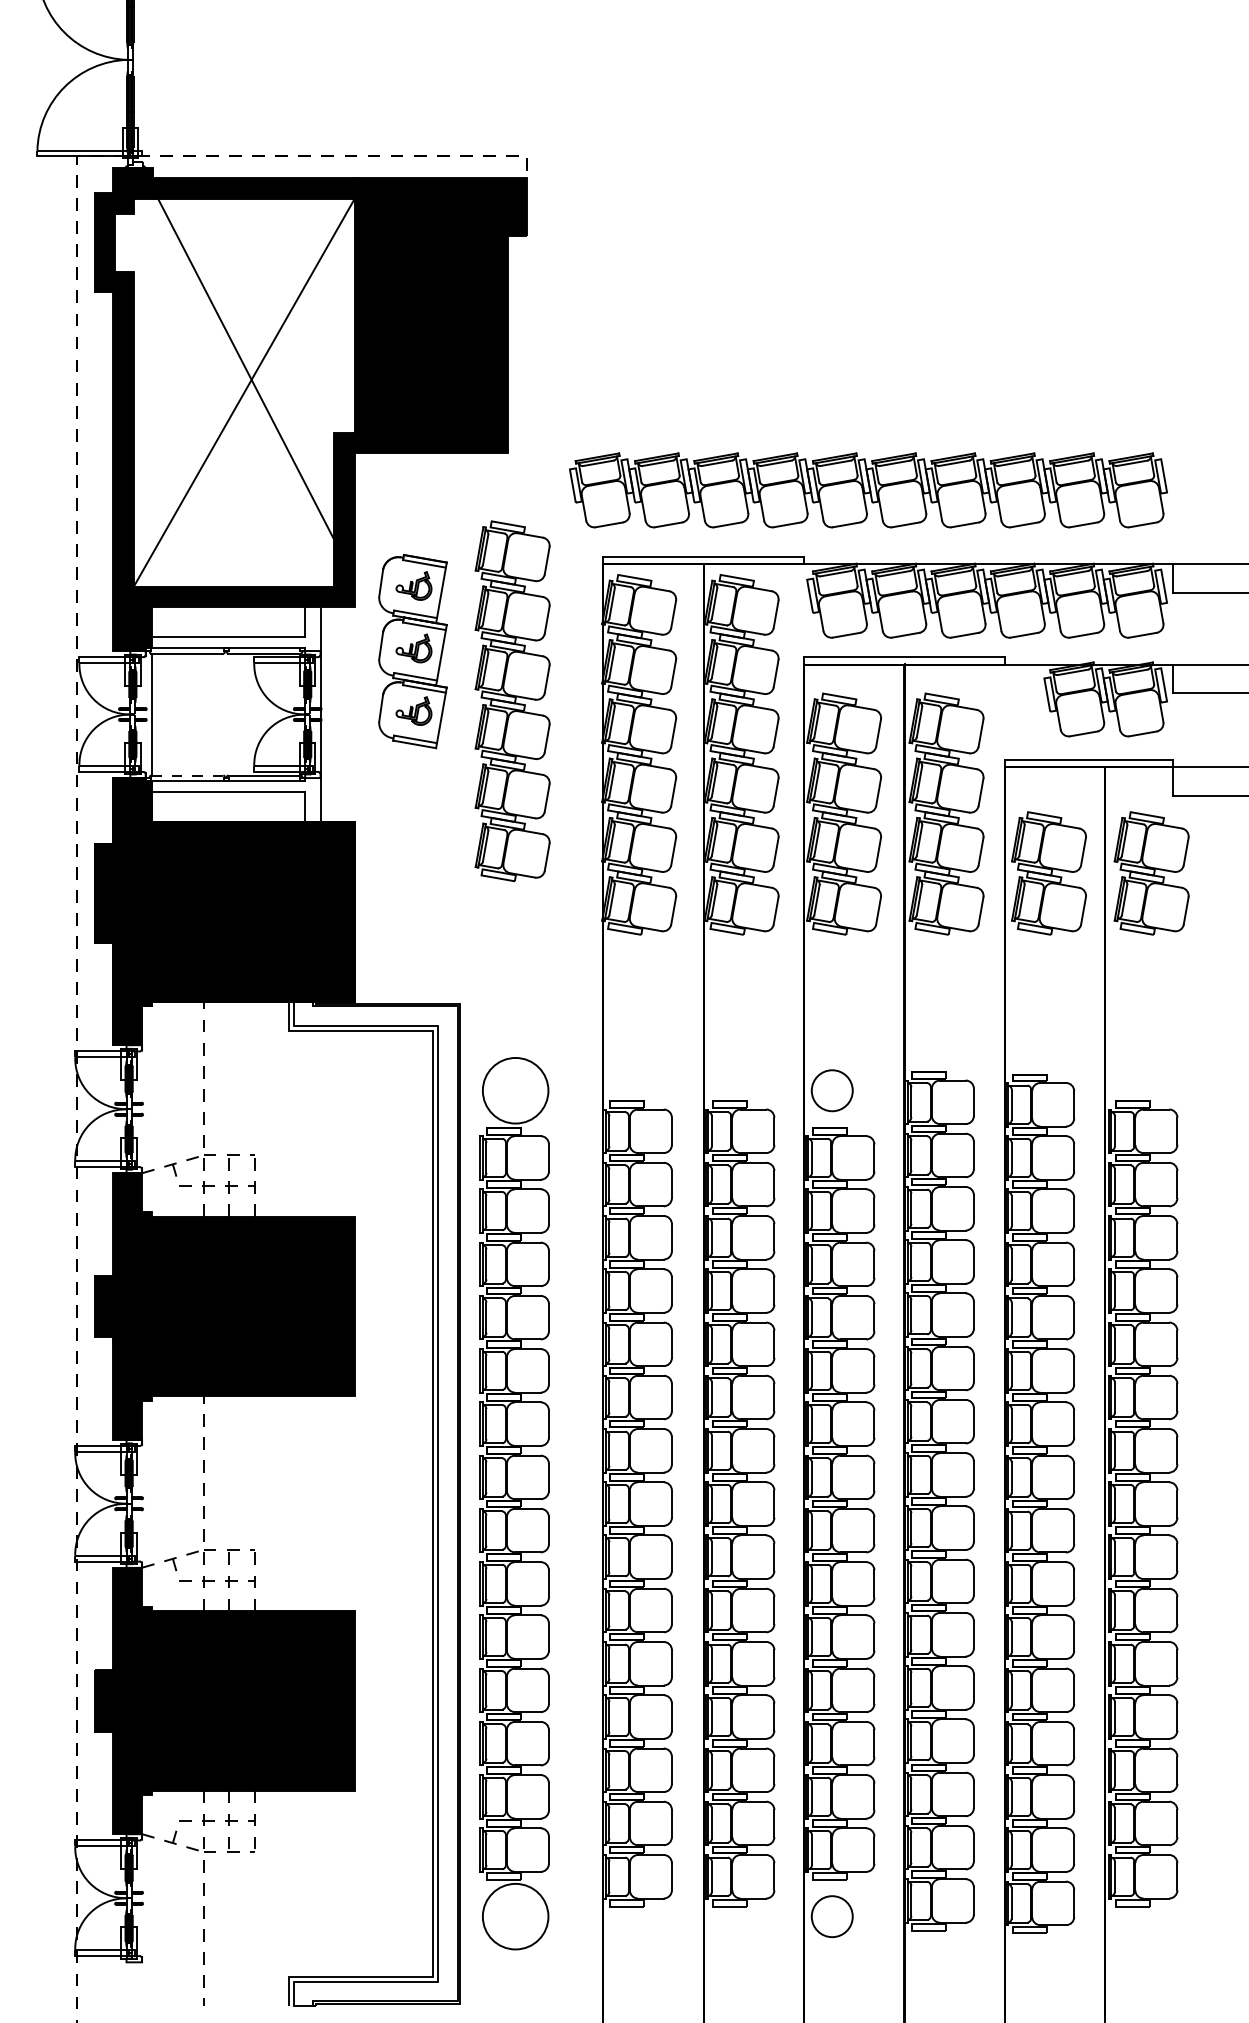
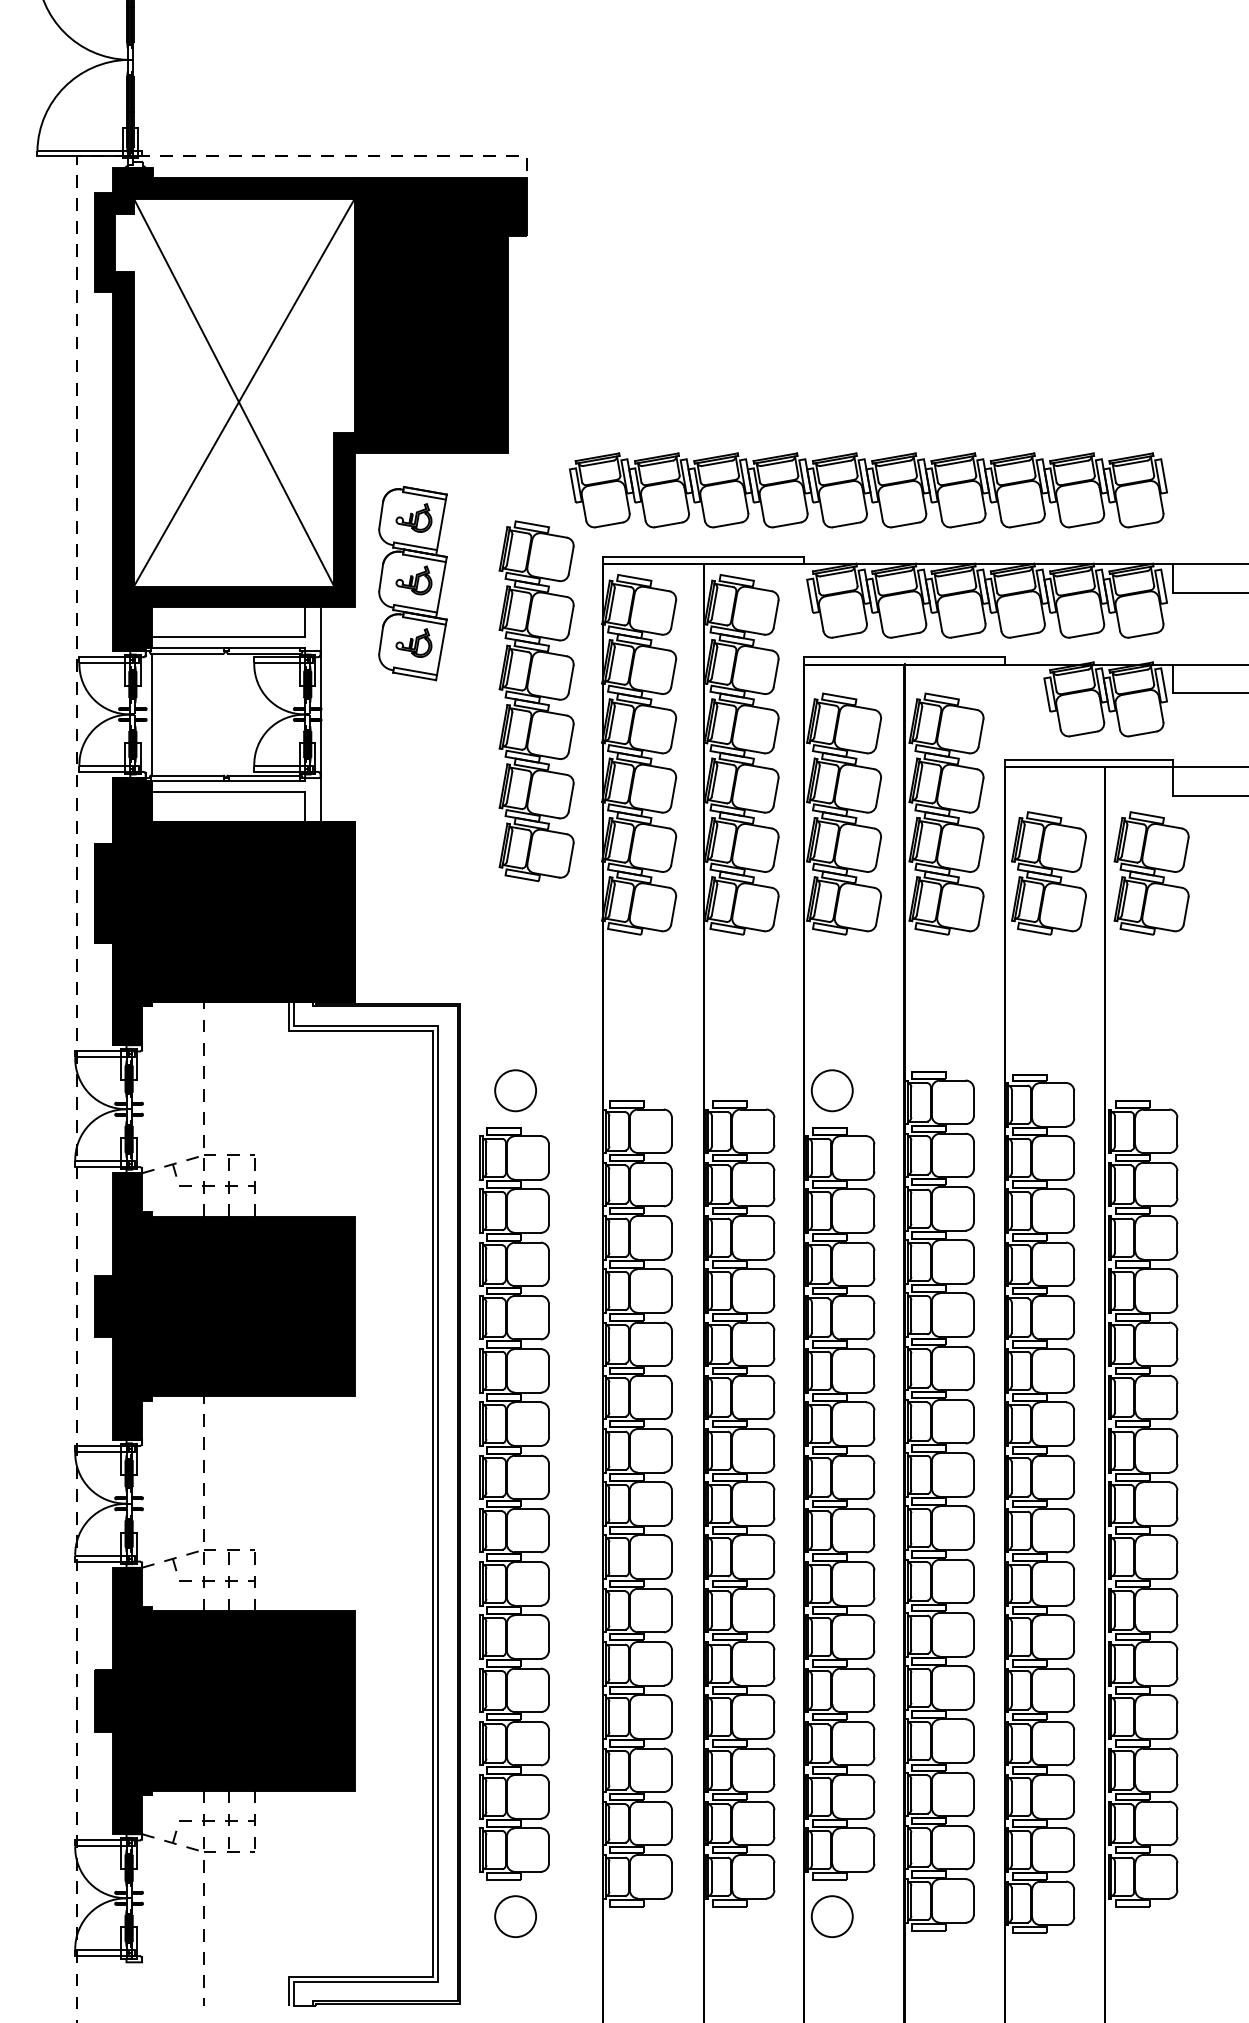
line position: (252, 382) -> (233, 392) (233, 392)
part position: (412, 651) -> (412, 583) (412, 583)
part position: (512, 701) -> (536, 701) (536, 701)
line: dashed -> solid (187, 775)
circle diameter: 66 px -> 41 px (515, 1090)
circle diameter: 66 px -> 41 px (515, 1916)
